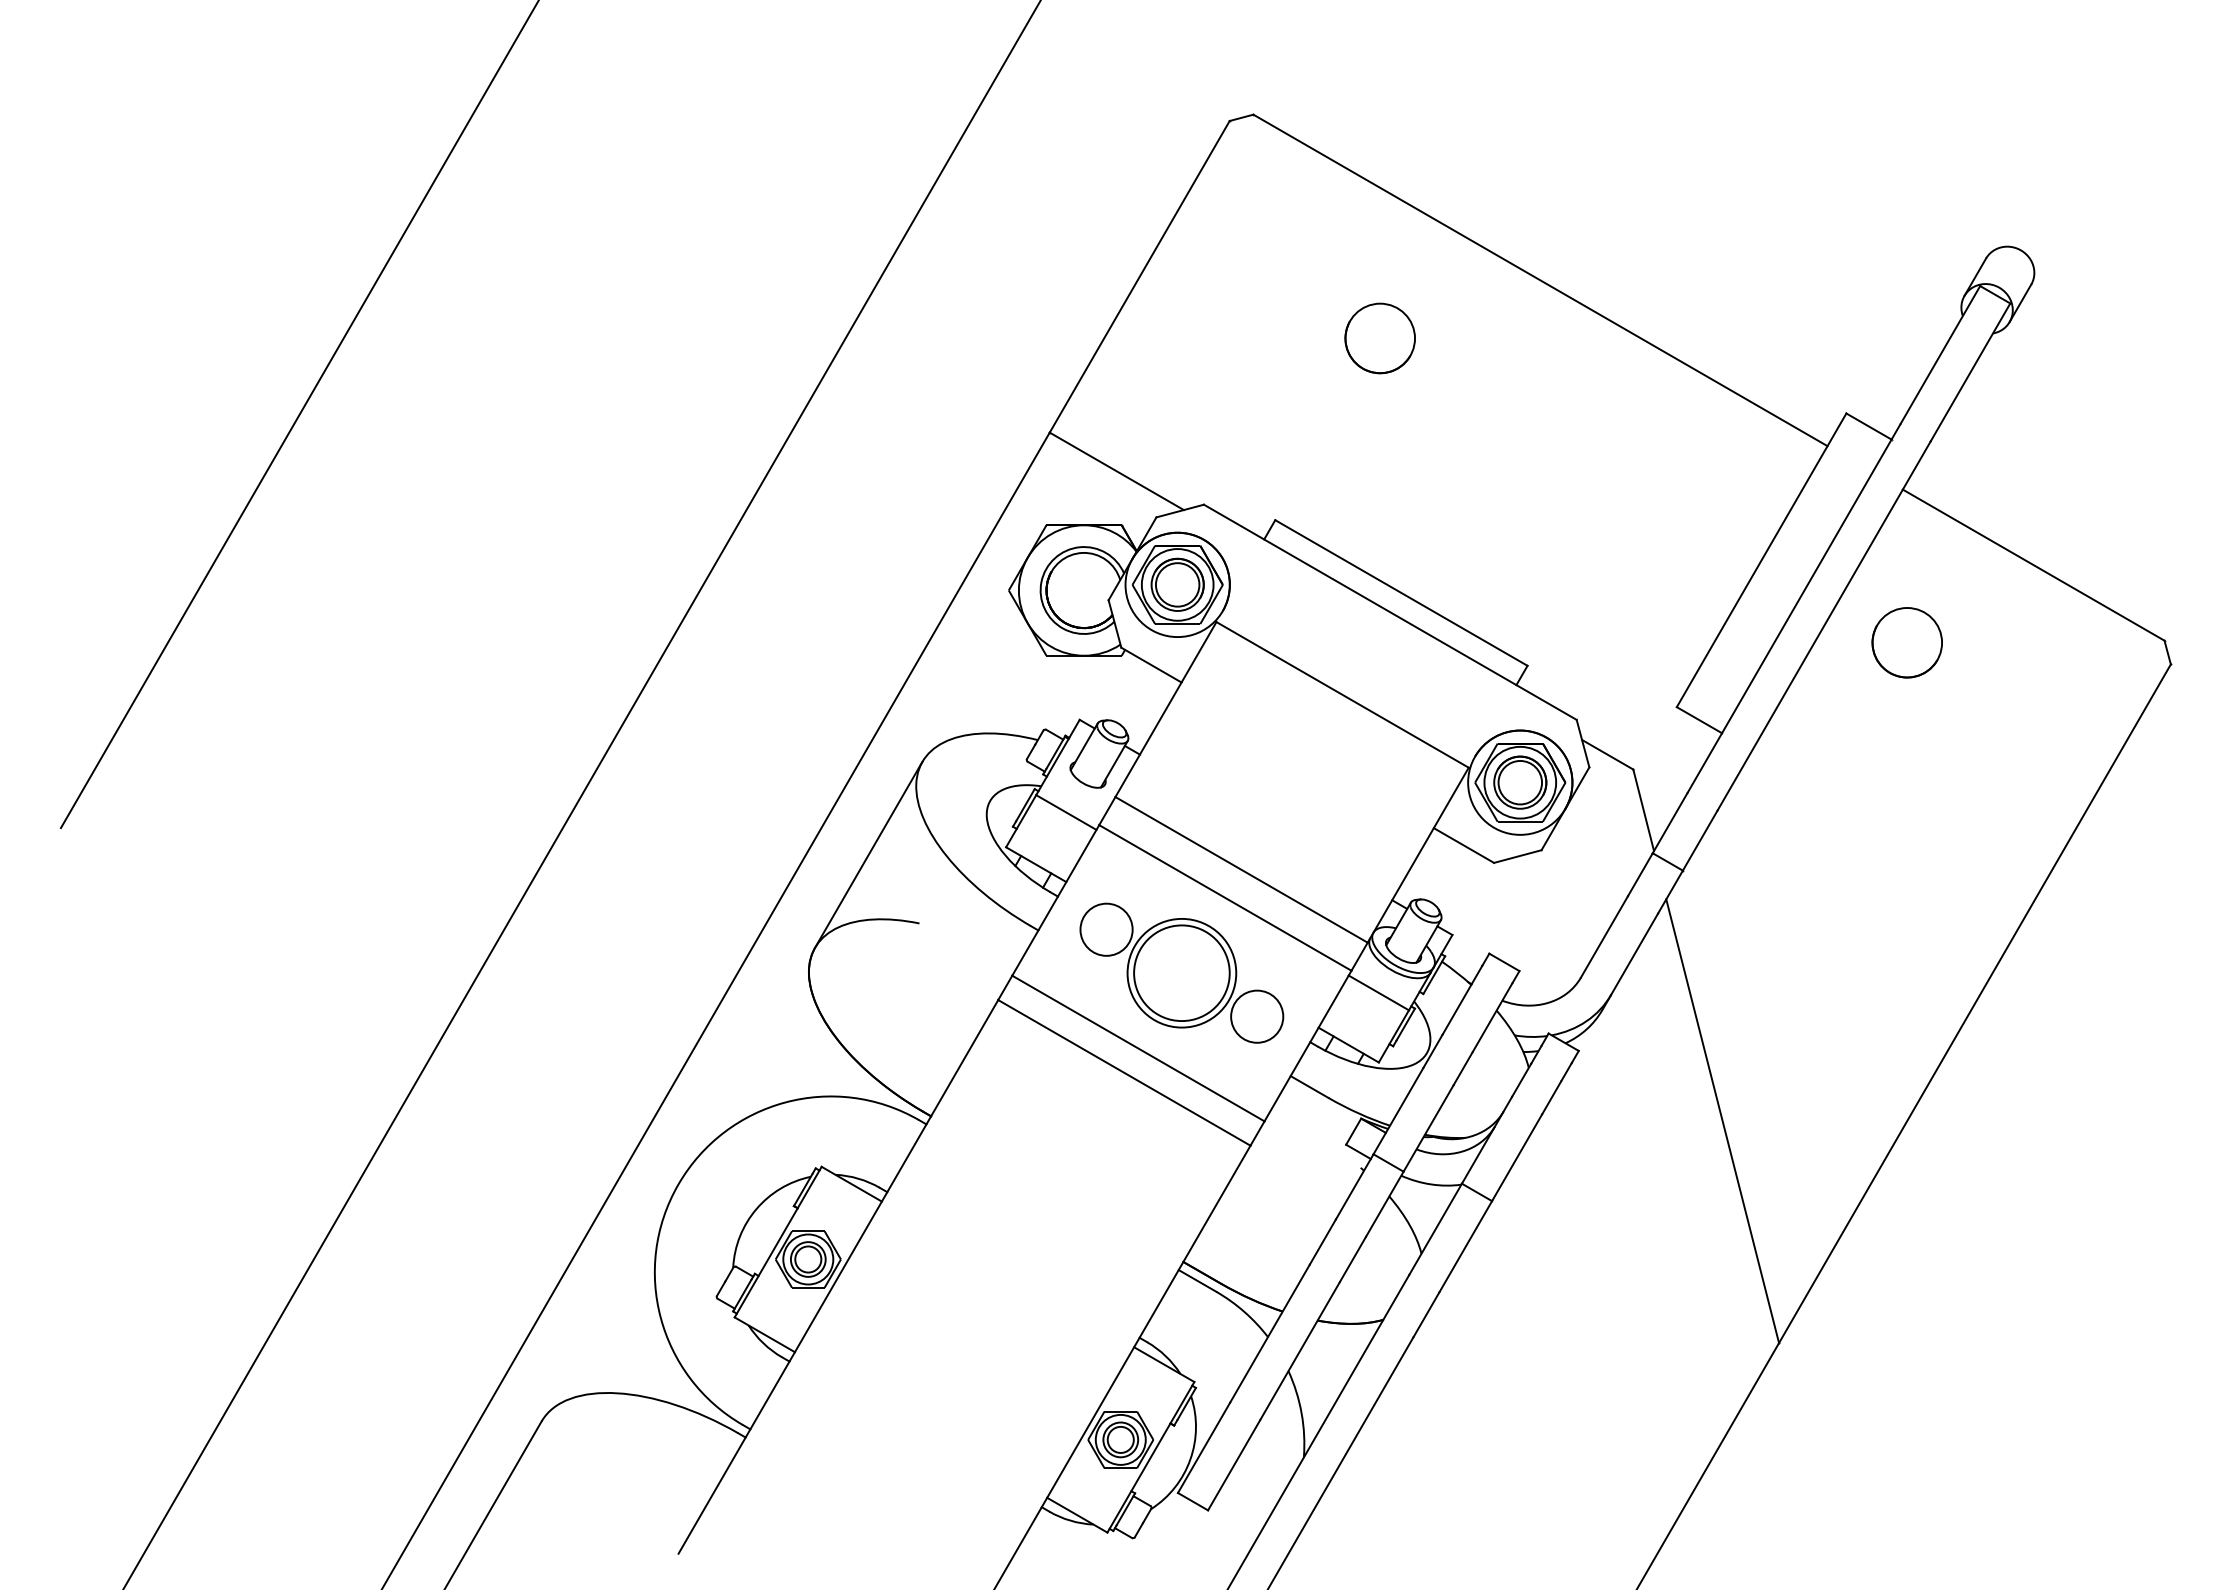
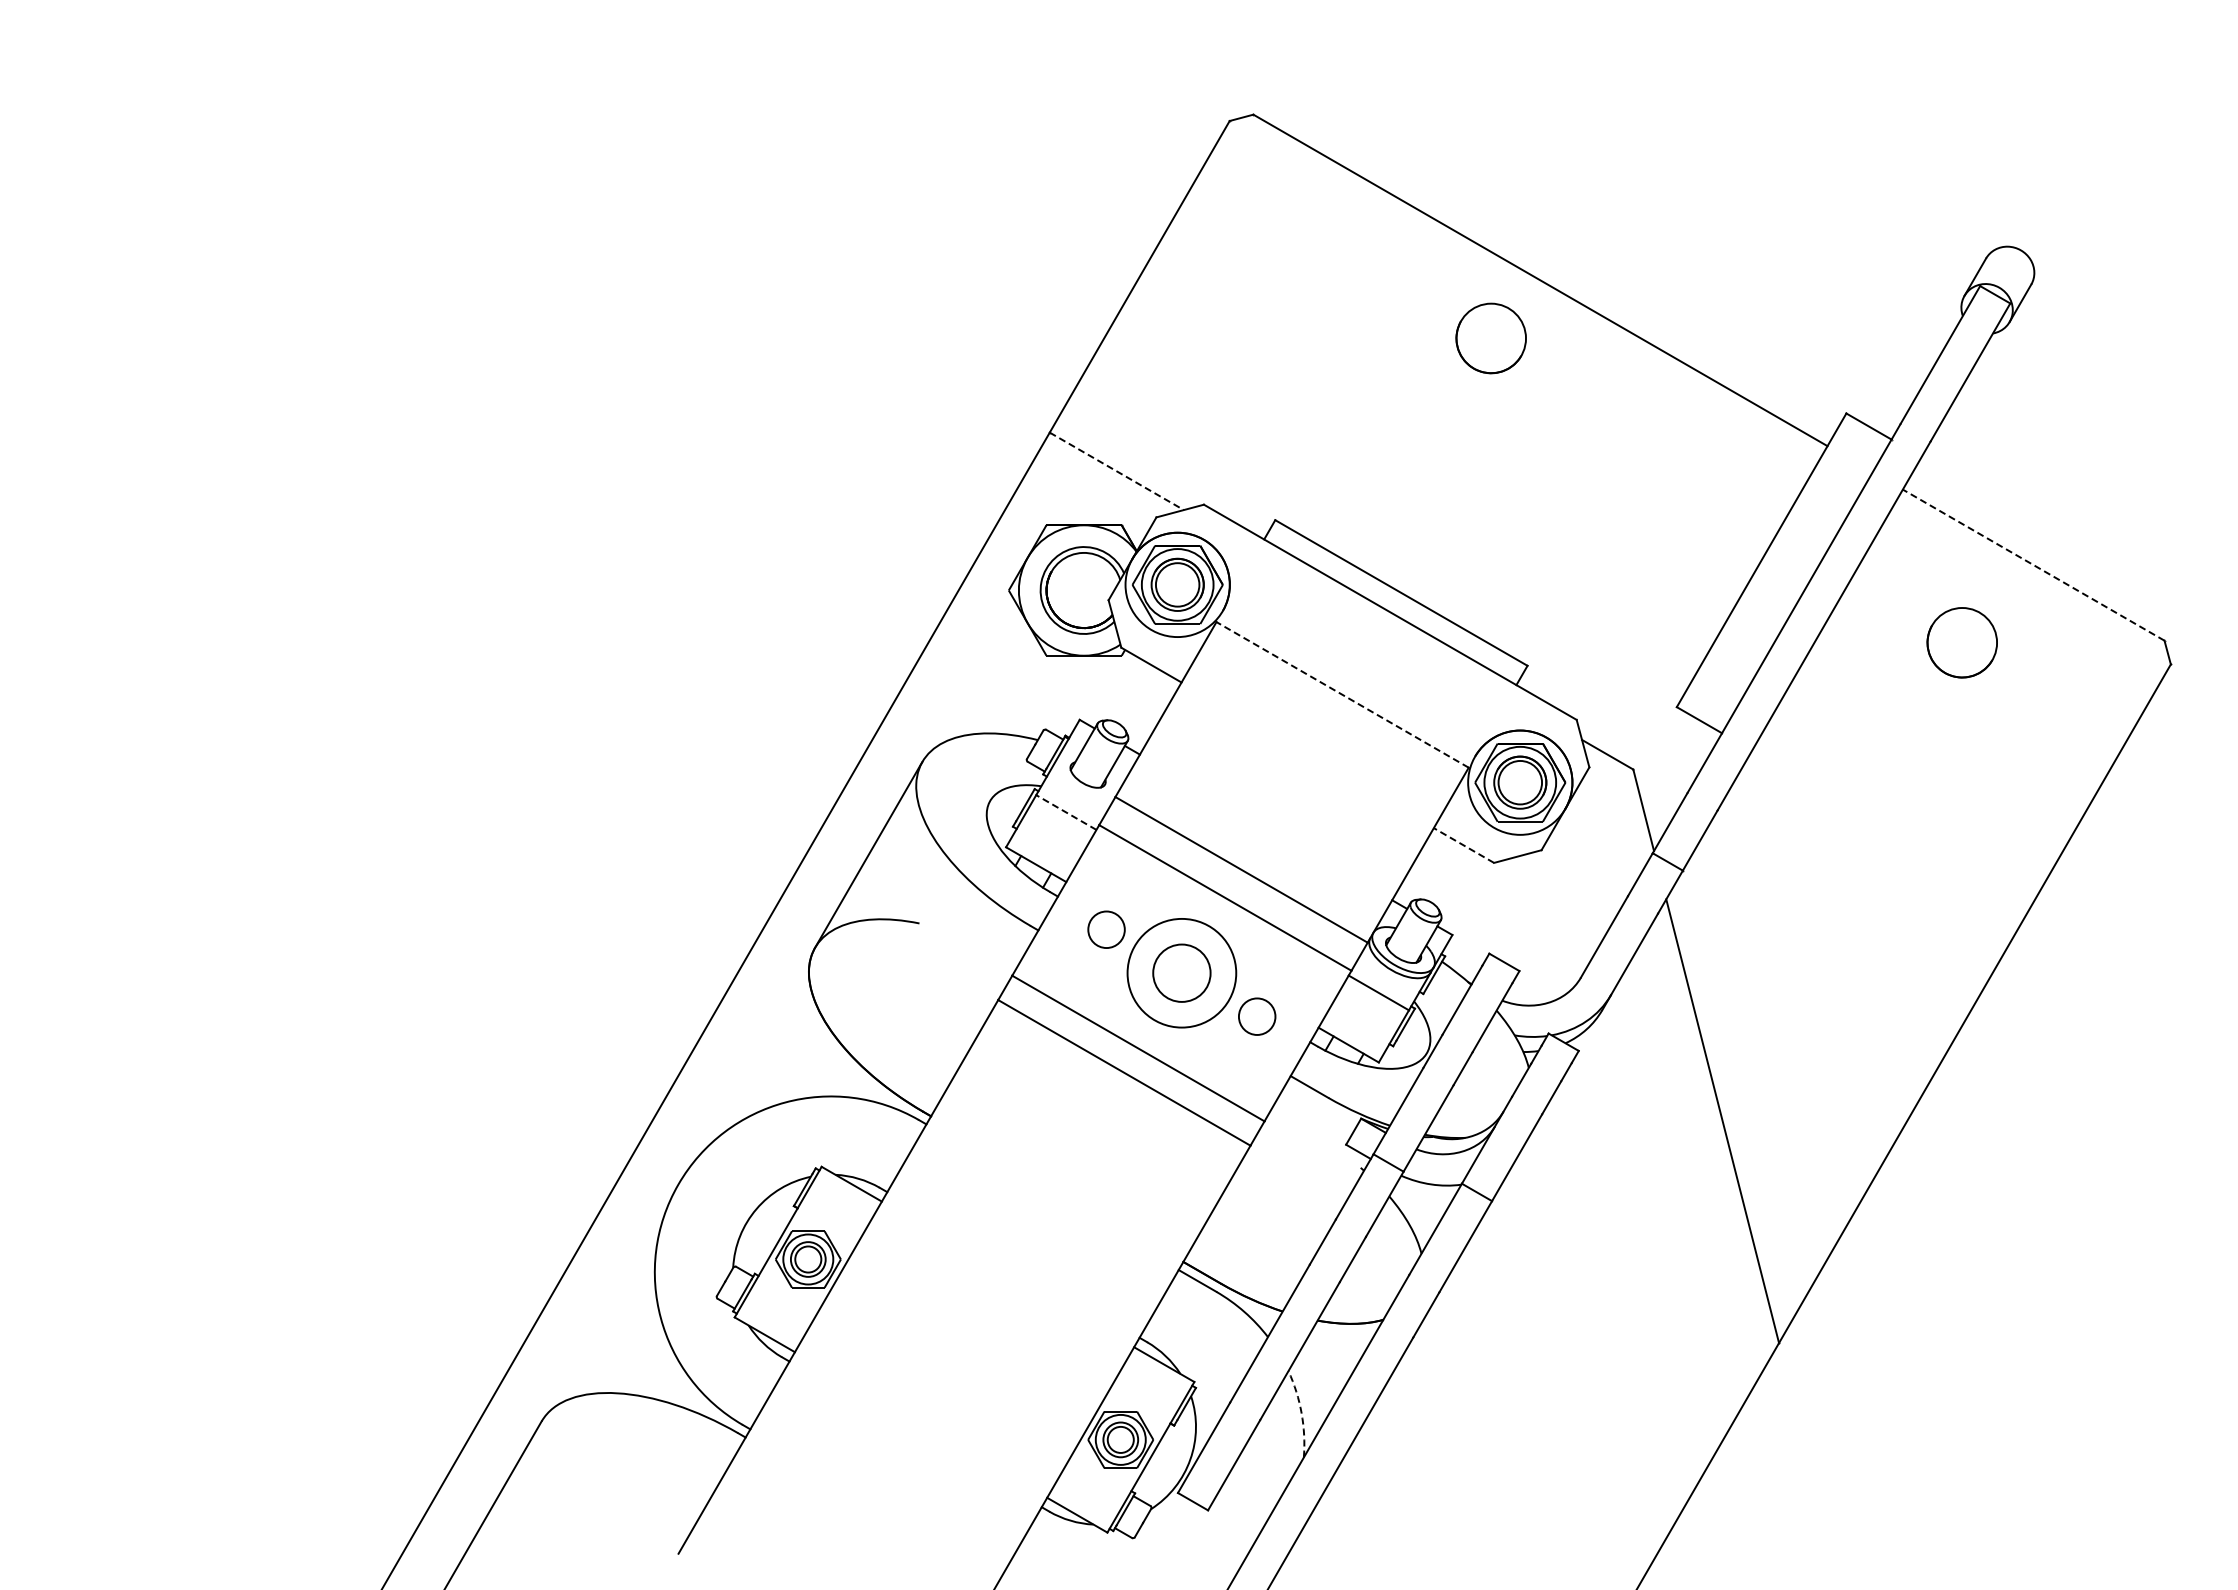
part position: (1379, 338) -> (1490, 338) (1490, 338)
line: present -> none (298, 415)
line: solid -> dashed (1117, 471)
line: solid -> dashed (2033, 564)
circle position: (1906, 642) -> (1961, 642) (1961, 642)
line: solid -> dashed (1342, 694)
line: present -> none (582, 794)
line: solid -> dashed (1066, 812)
line: solid -> dashed (1463, 845)
circle diameter: 52 px -> 37 px (1106, 929)
circle diameter: 96 px -> 57 px (1181, 972)
circle diameter: 52 px -> 37 px (1256, 1016)
arc: solid -> dashed (1301, 1413)
